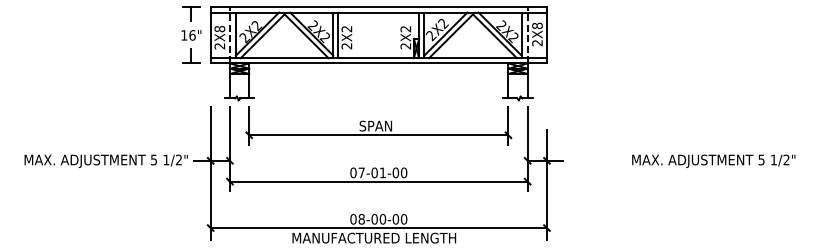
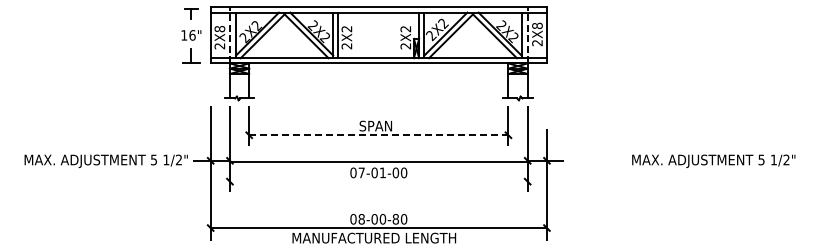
part size: 19x16 px -> 15x12 px (191, 13)
line: solid -> dashed (378, 135)
line position: (378, 181) -> (378, 161) (378, 161)
text: 08-00-00 -> 08-00-80 (395, 219)
